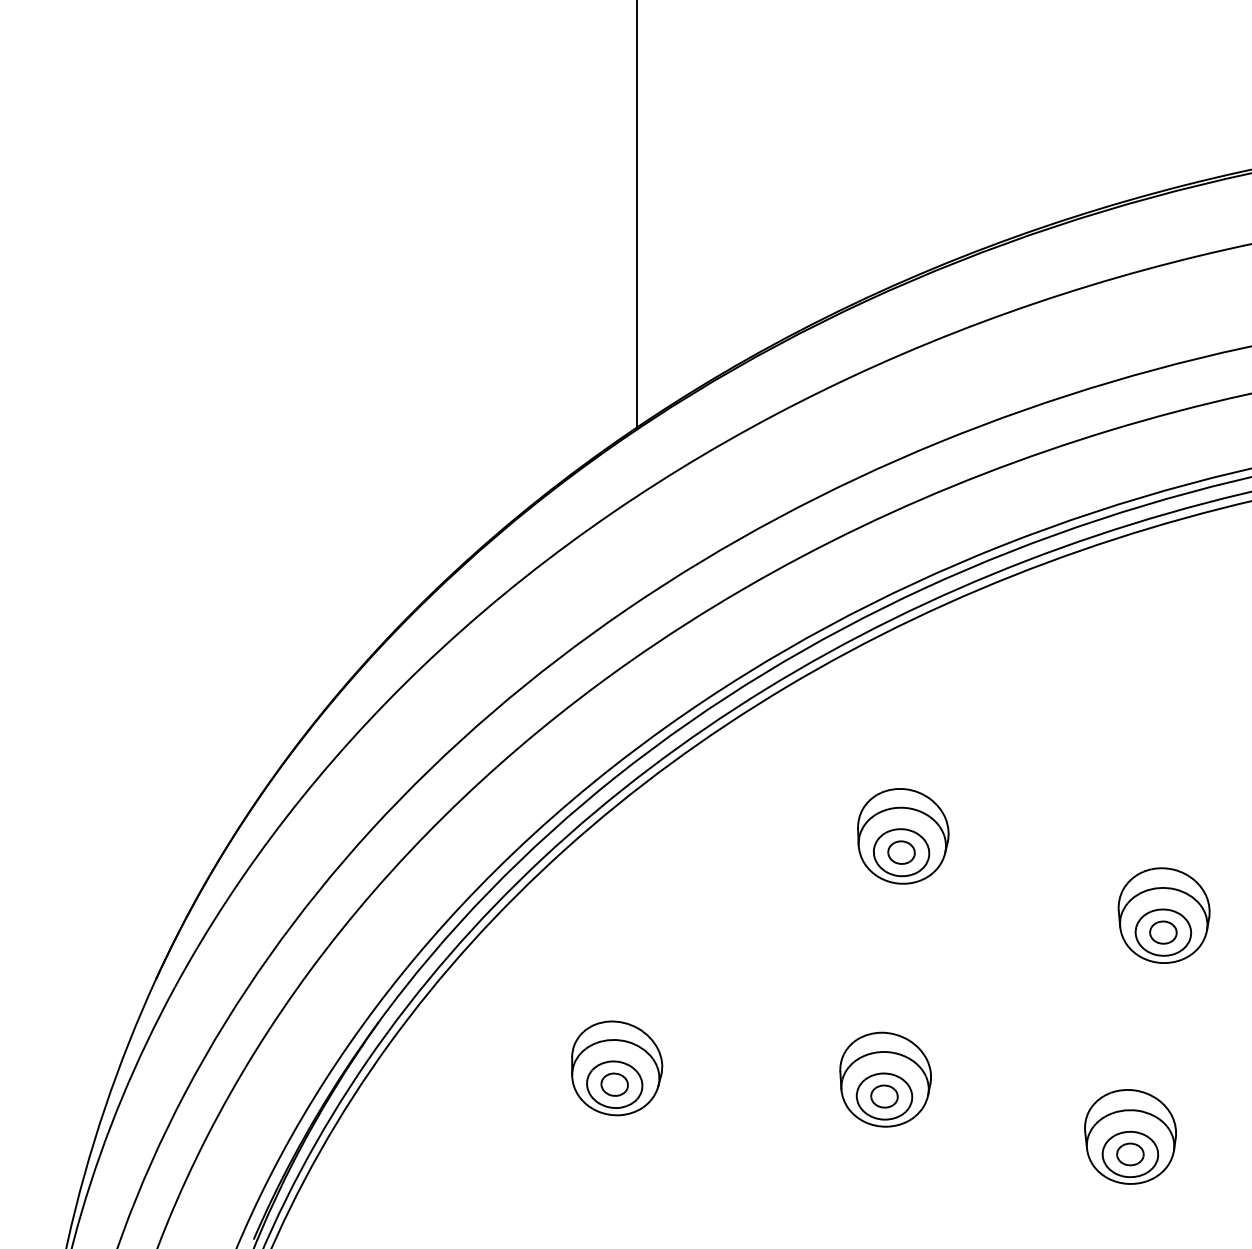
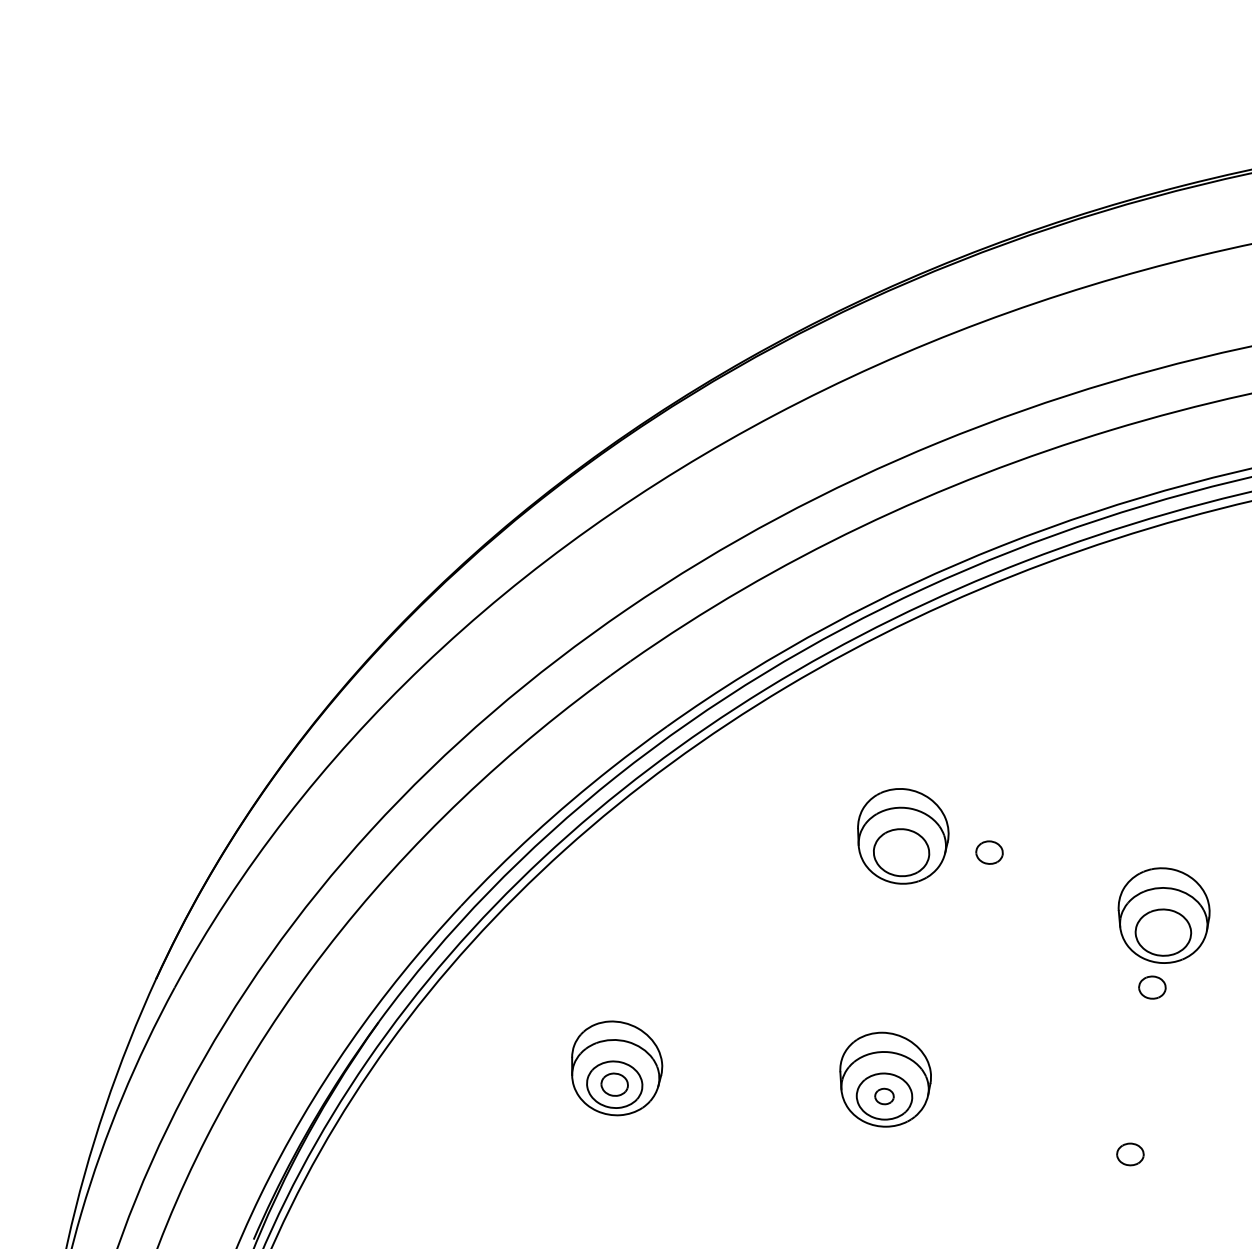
line: present -> none (637, 214)
part position: (901, 852) -> (989, 852) (989, 852)
part position: (1163, 932) -> (1152, 987) (1152, 987)
part size: 29x25 px -> 21x19 px (884, 1096)
part: present -> none (1130, 1136)
